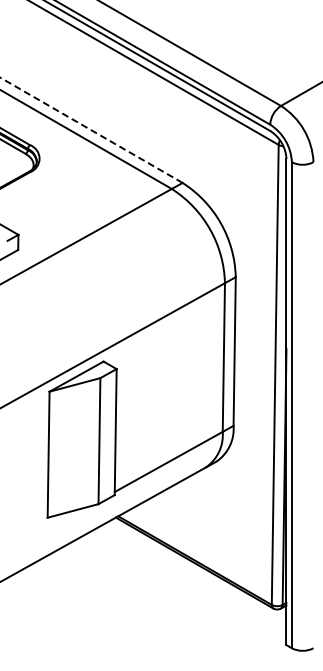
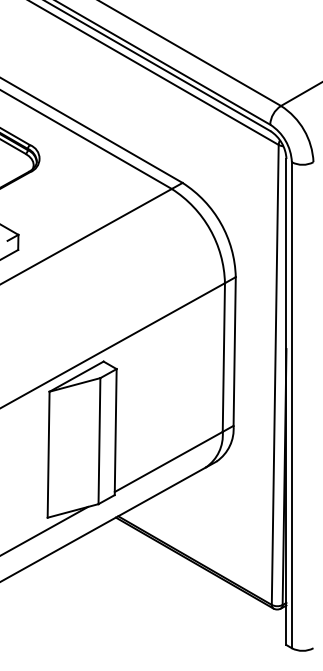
line: dashed -> solid (90, 129)
line: none -> present (45, 530)
